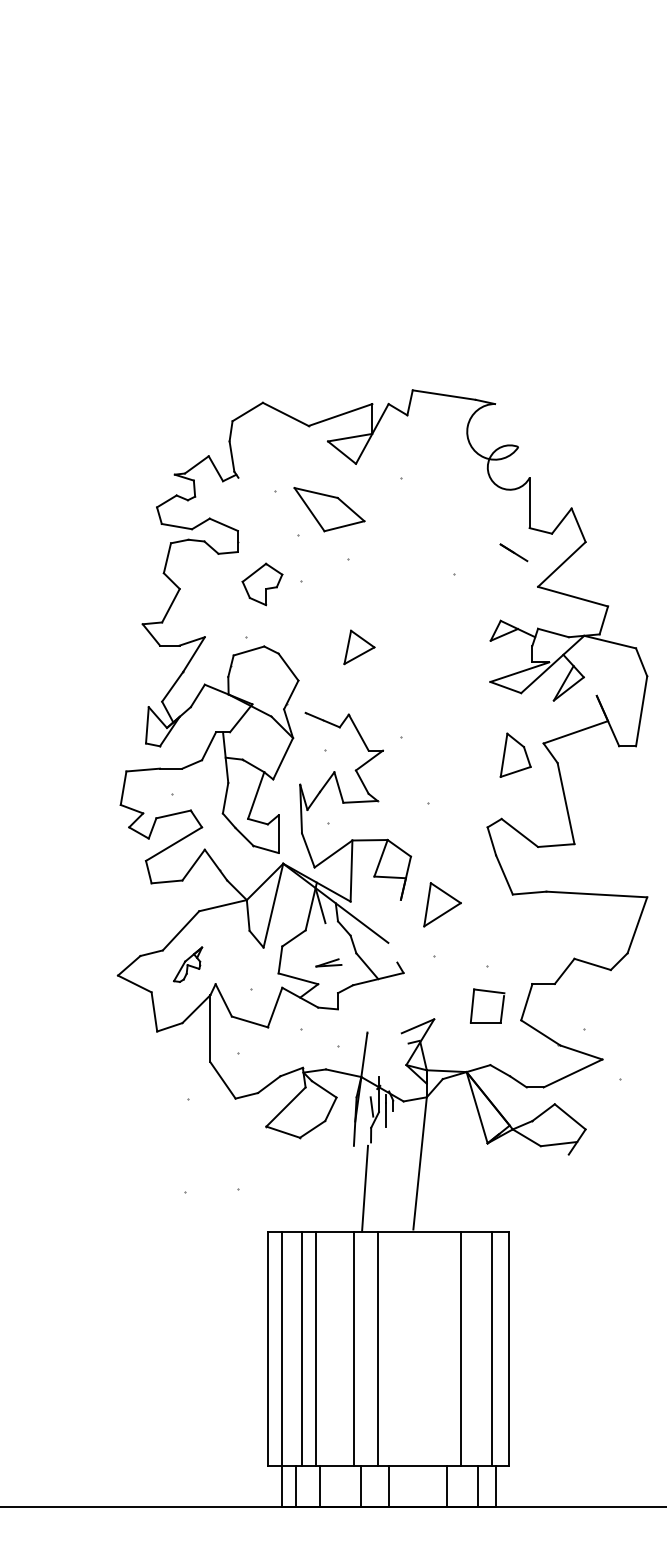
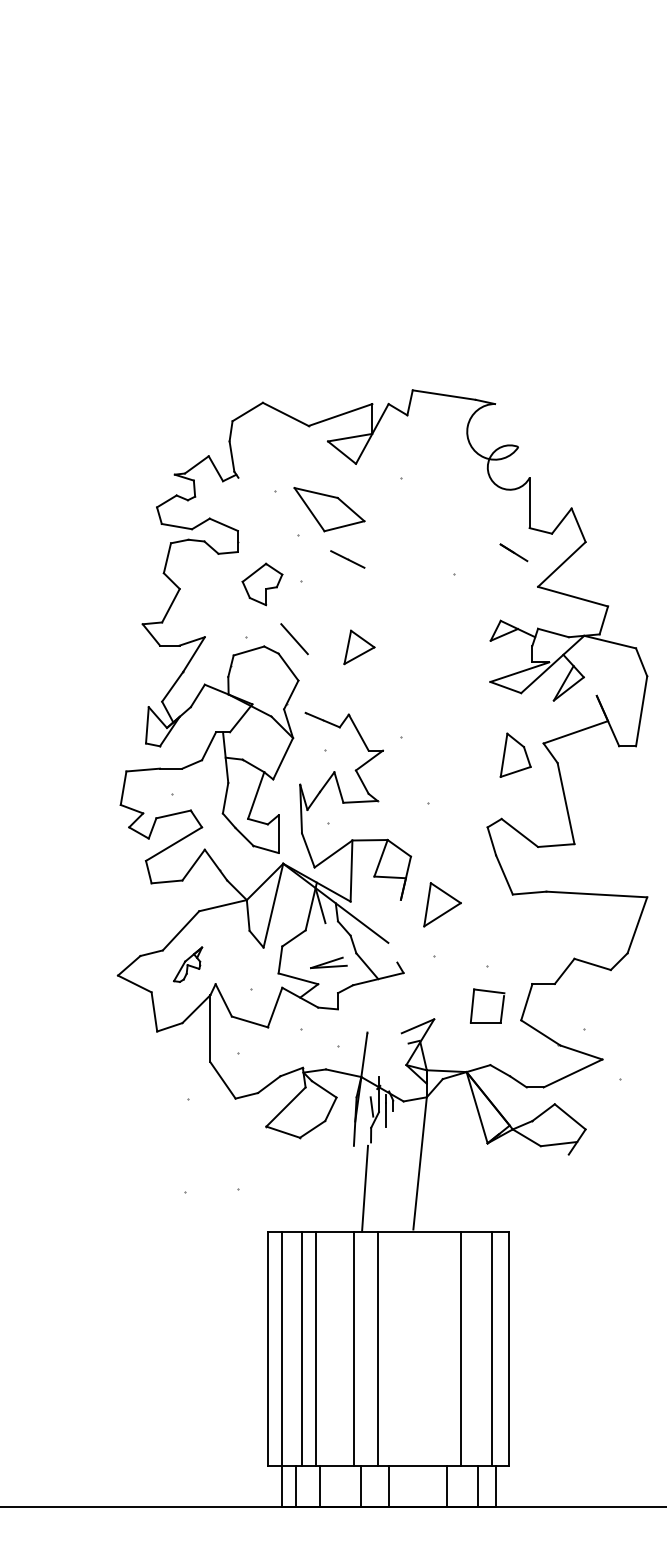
line: none -> present (347, 559)
line: none -> present (294, 639)
part size: 28x10 px -> 38x14 px (328, 962)
